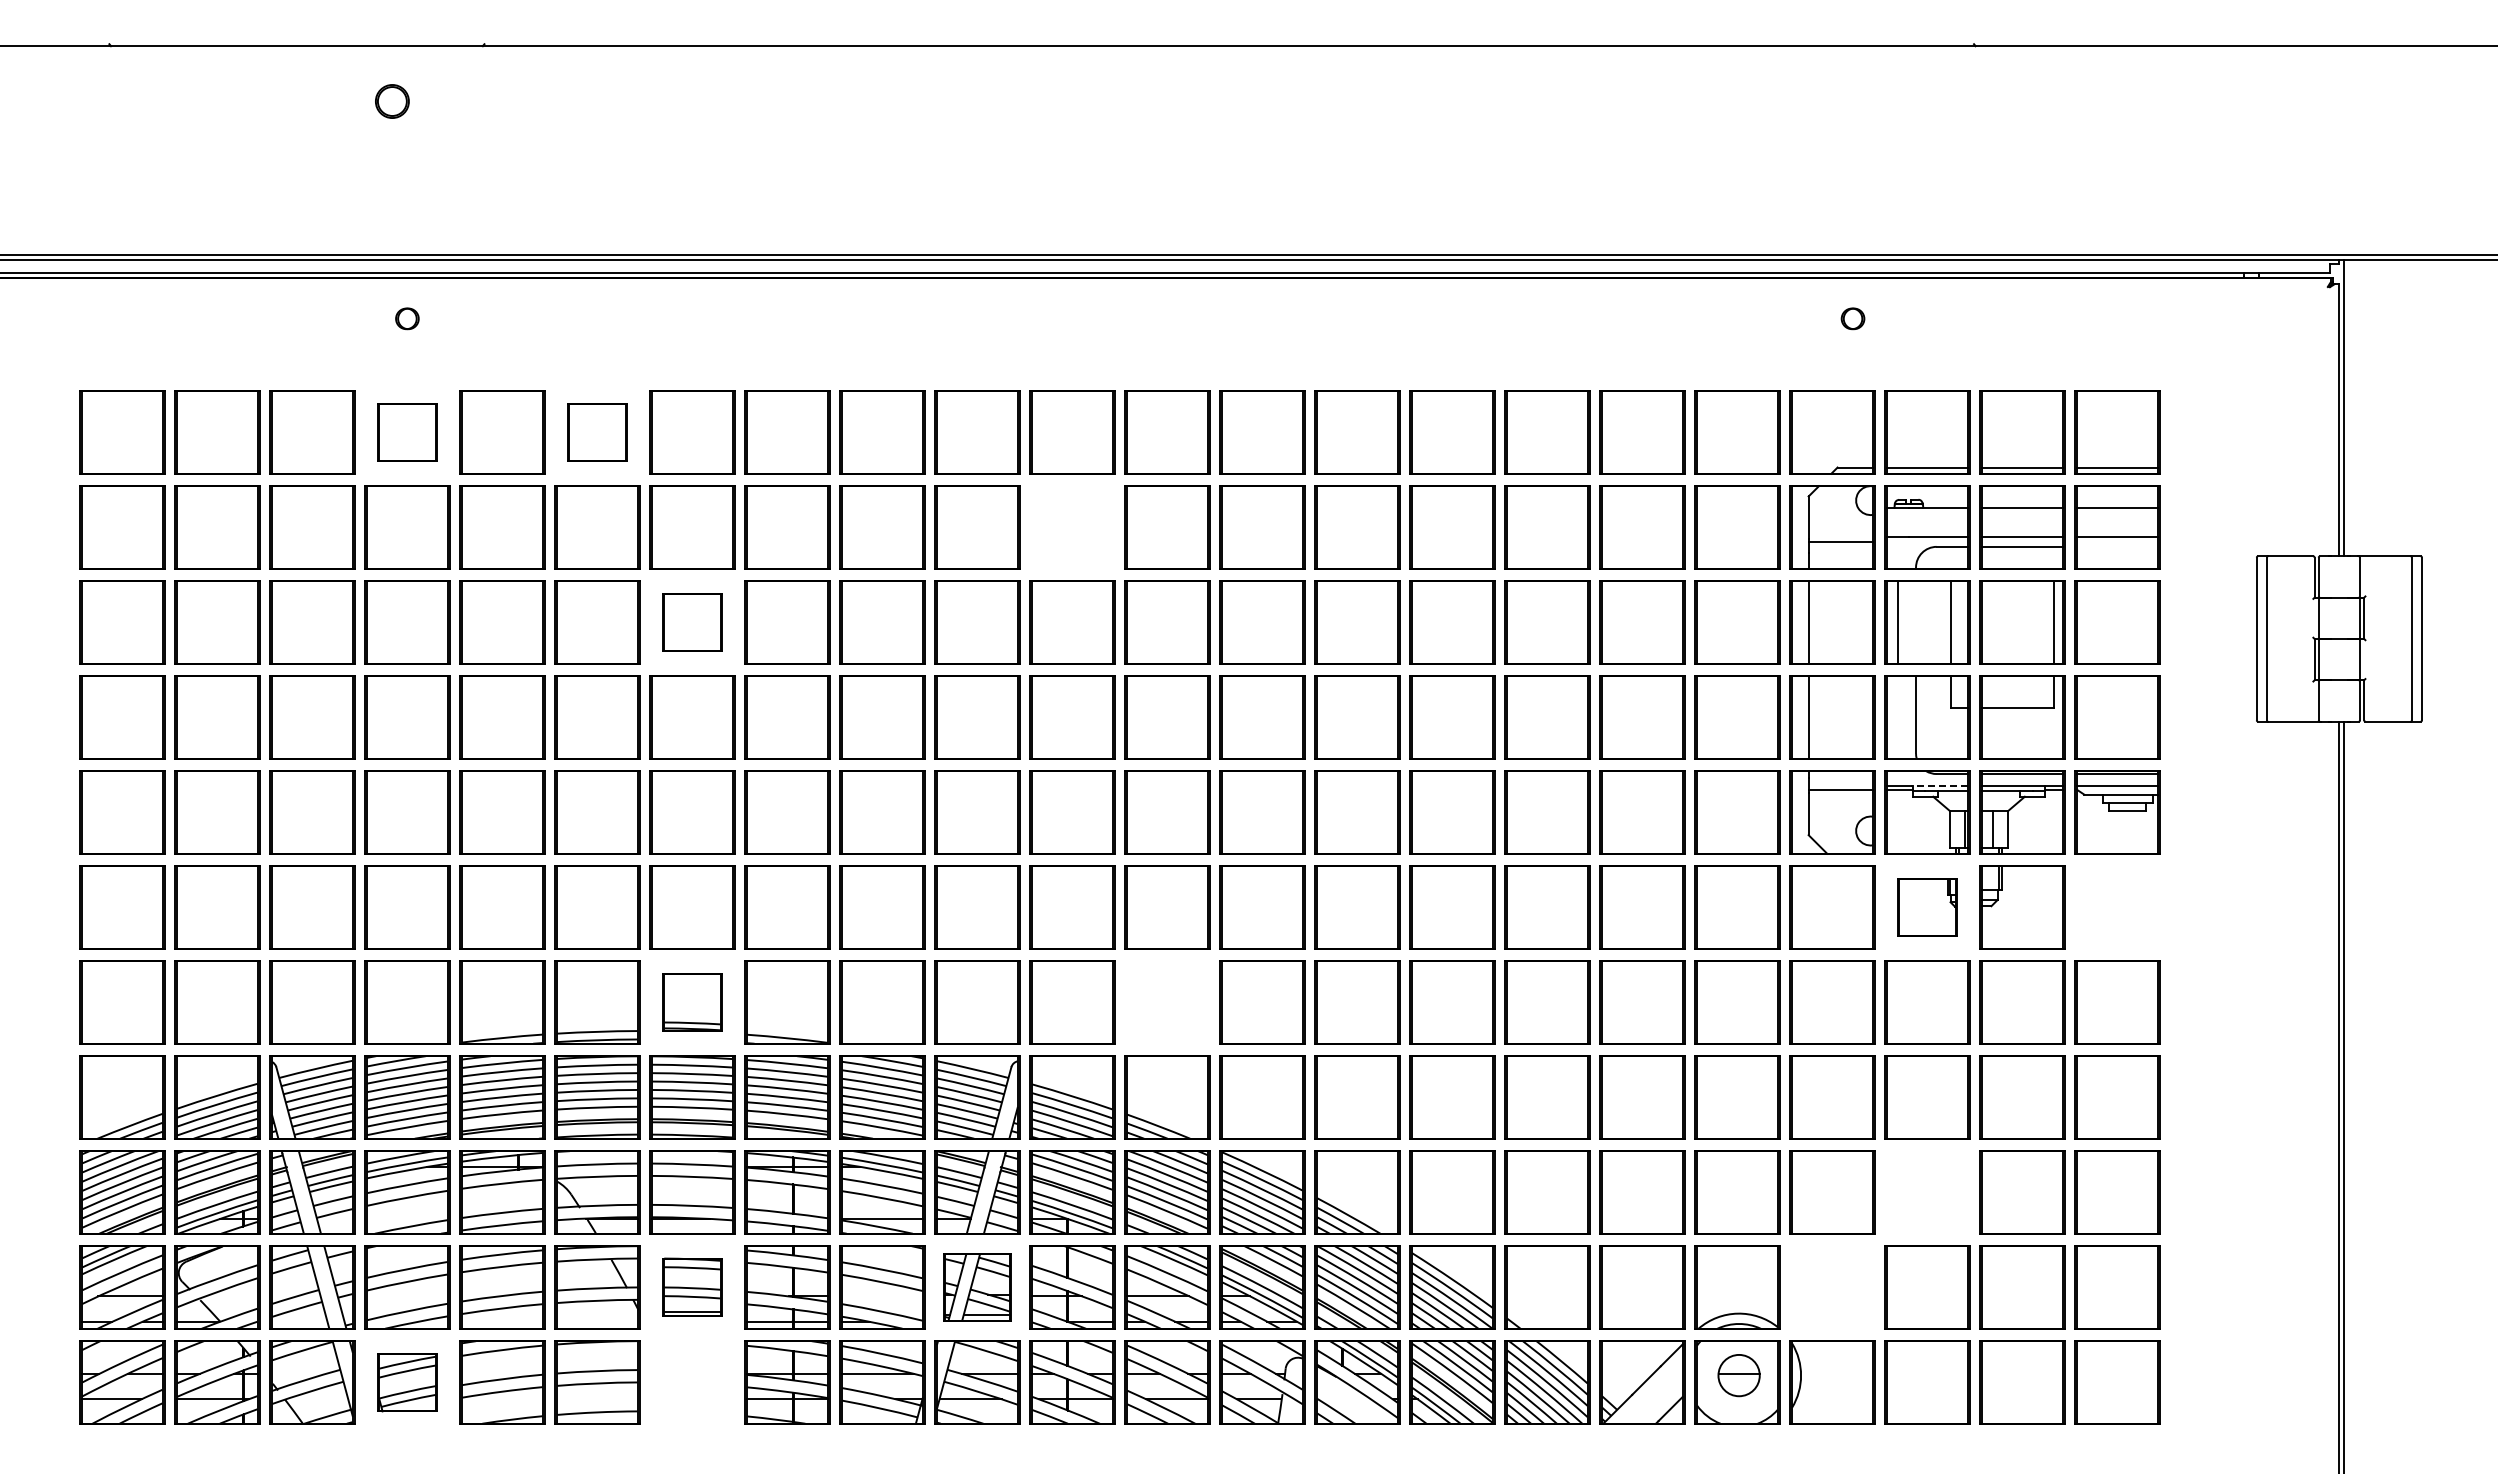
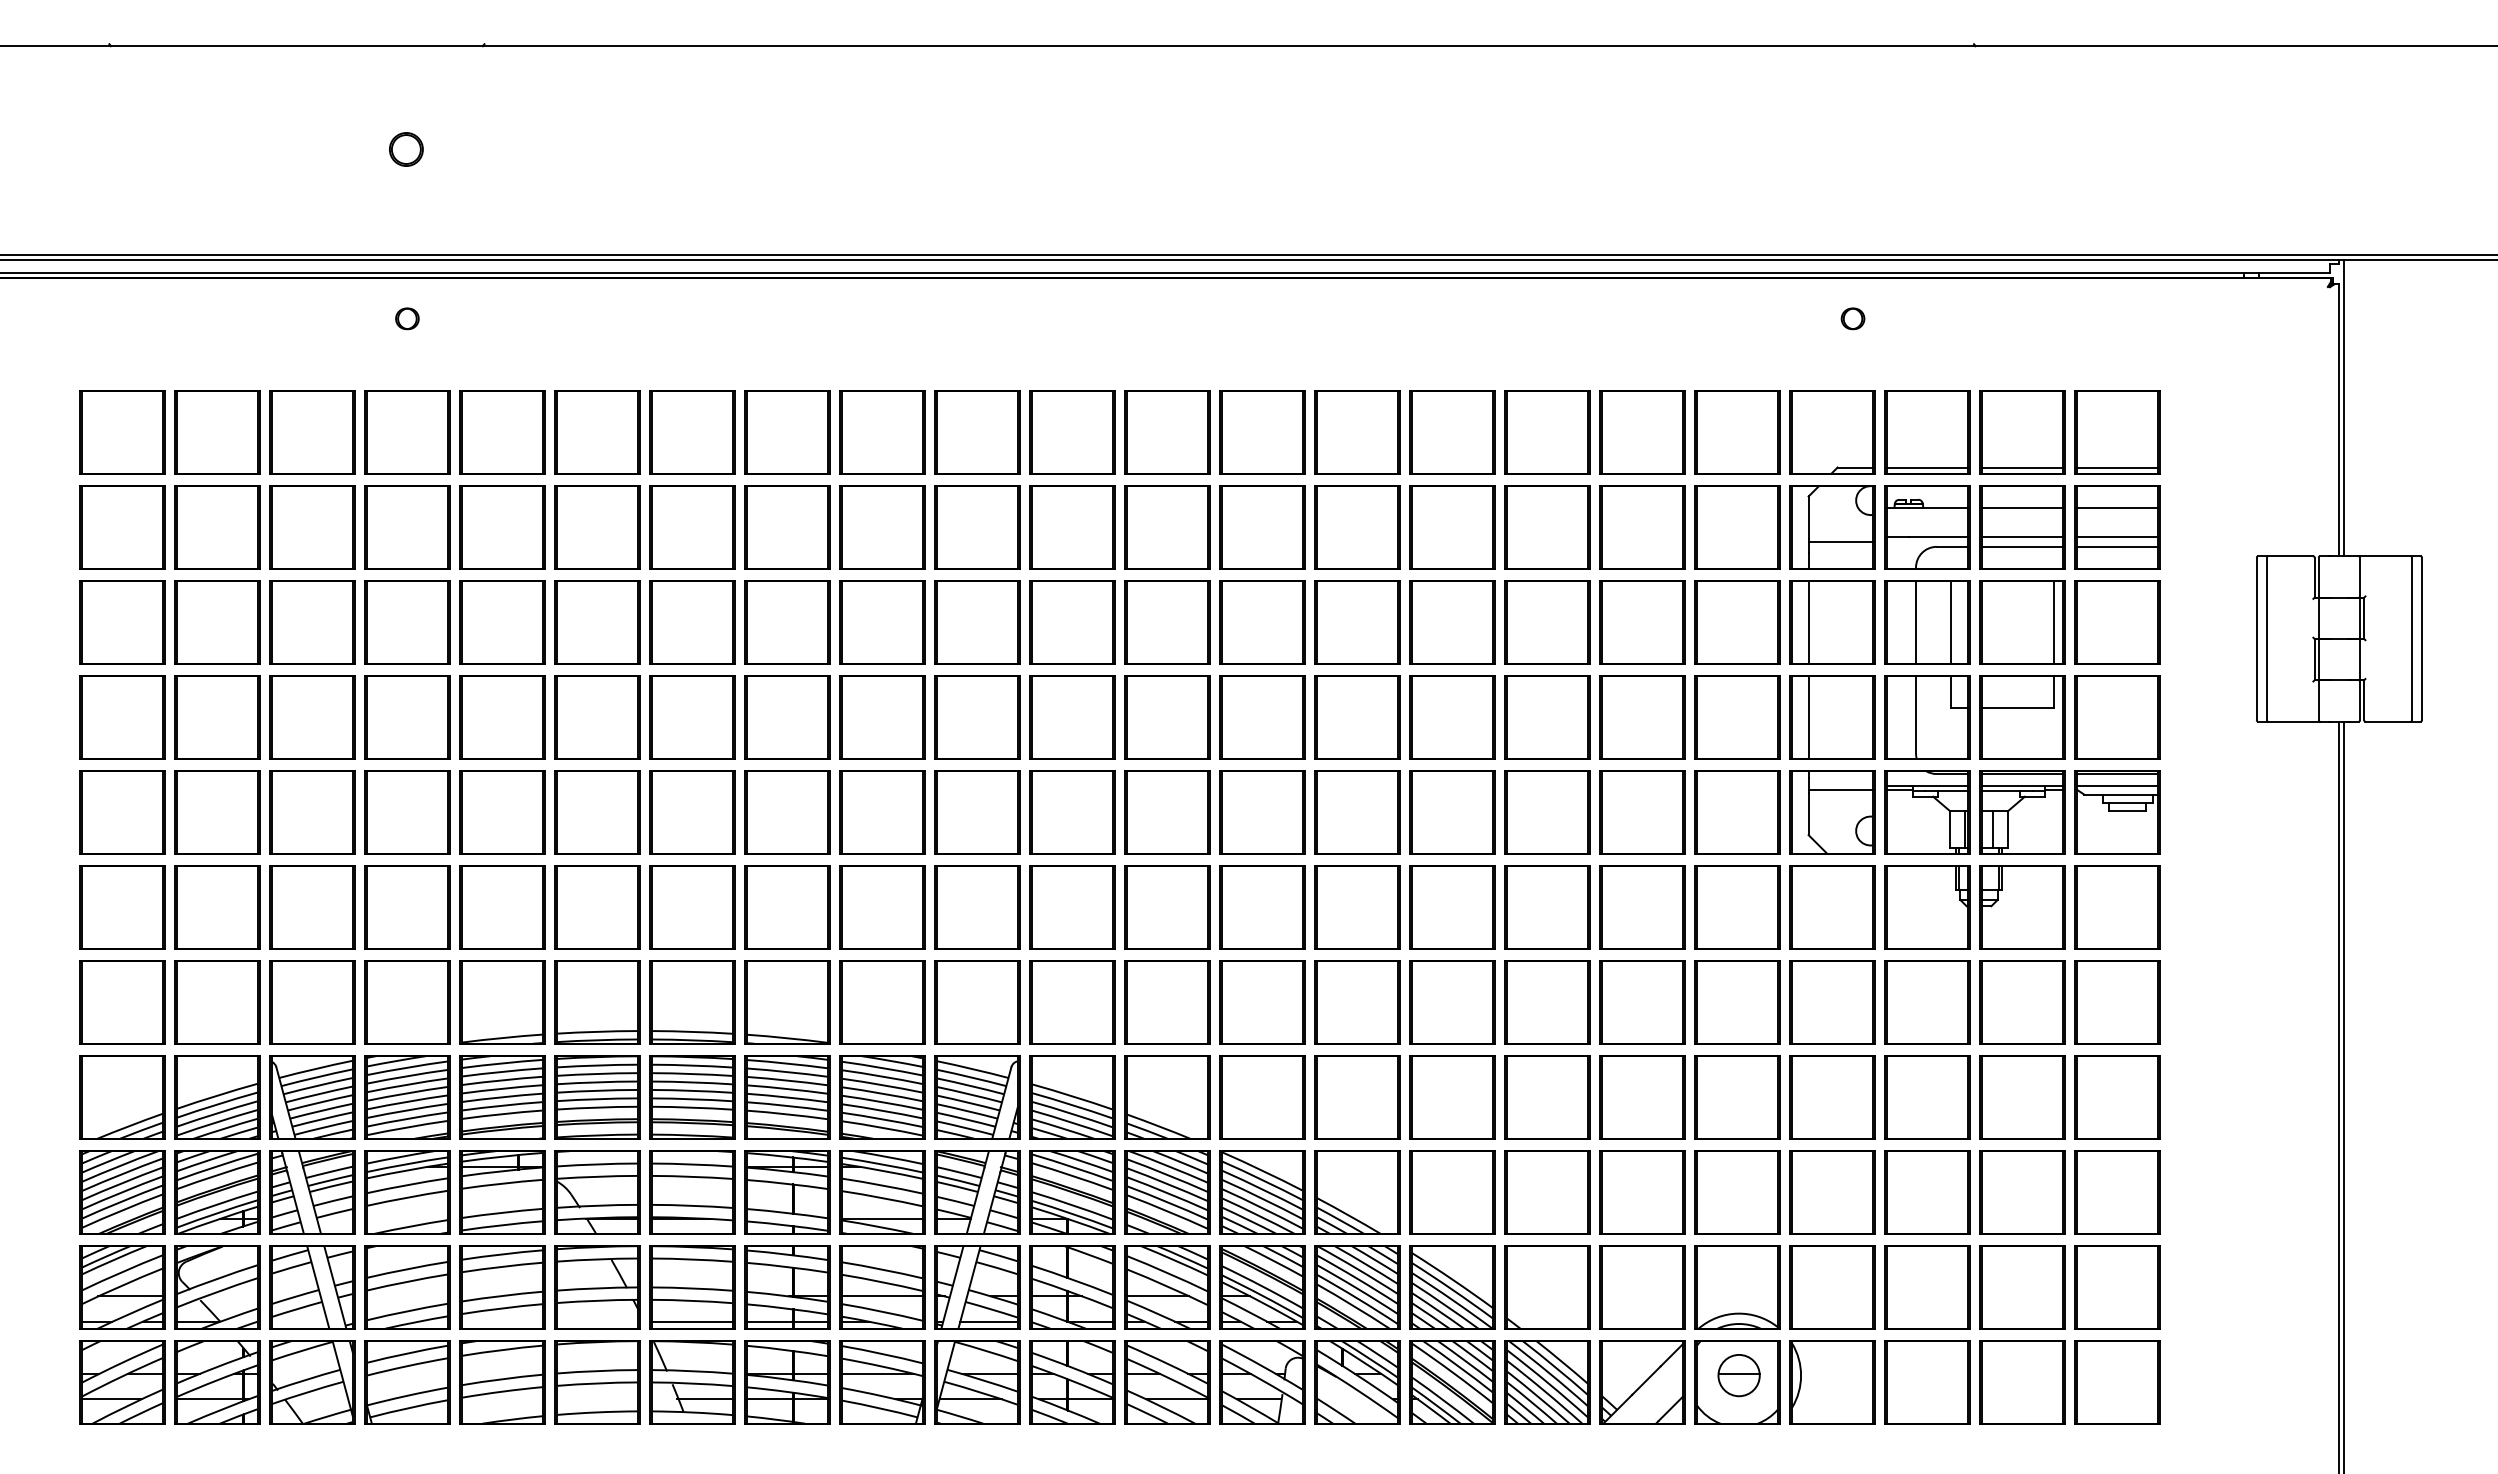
part position: (392, 101) -> (406, 149) (406, 149)
part size: 61x59 px -> 87x85 px (407, 432)
part size: 61x59 px -> 87x85 px (597, 432)
part: none -> present (1072, 527)
line: none -> present (2117, 546)
part size: 61x59 px -> 87x85 px (692, 622)
line position: (1898, 622) -> (1916, 622) (1916, 622)
line: dashed -> solid (1938, 786)
part size: 61x59 px -> 87x85 px (1927, 907)
part: none -> present (2117, 907)
part size: 61x59 px -> 87x85 px (692, 1002)
part: none -> present (1167, 1002)
part: none -> present (1927, 1192)
part size: 61x60 px -> 87x85 px (692, 1287)
part size: 69x69 px -> 87x85 px (977, 1287)
part: none -> present (1832, 1287)
line: none -> present (882, 1296)
part size: 61x60 px -> 87x85 px (407, 1382)
part: none -> present (692, 1382)
